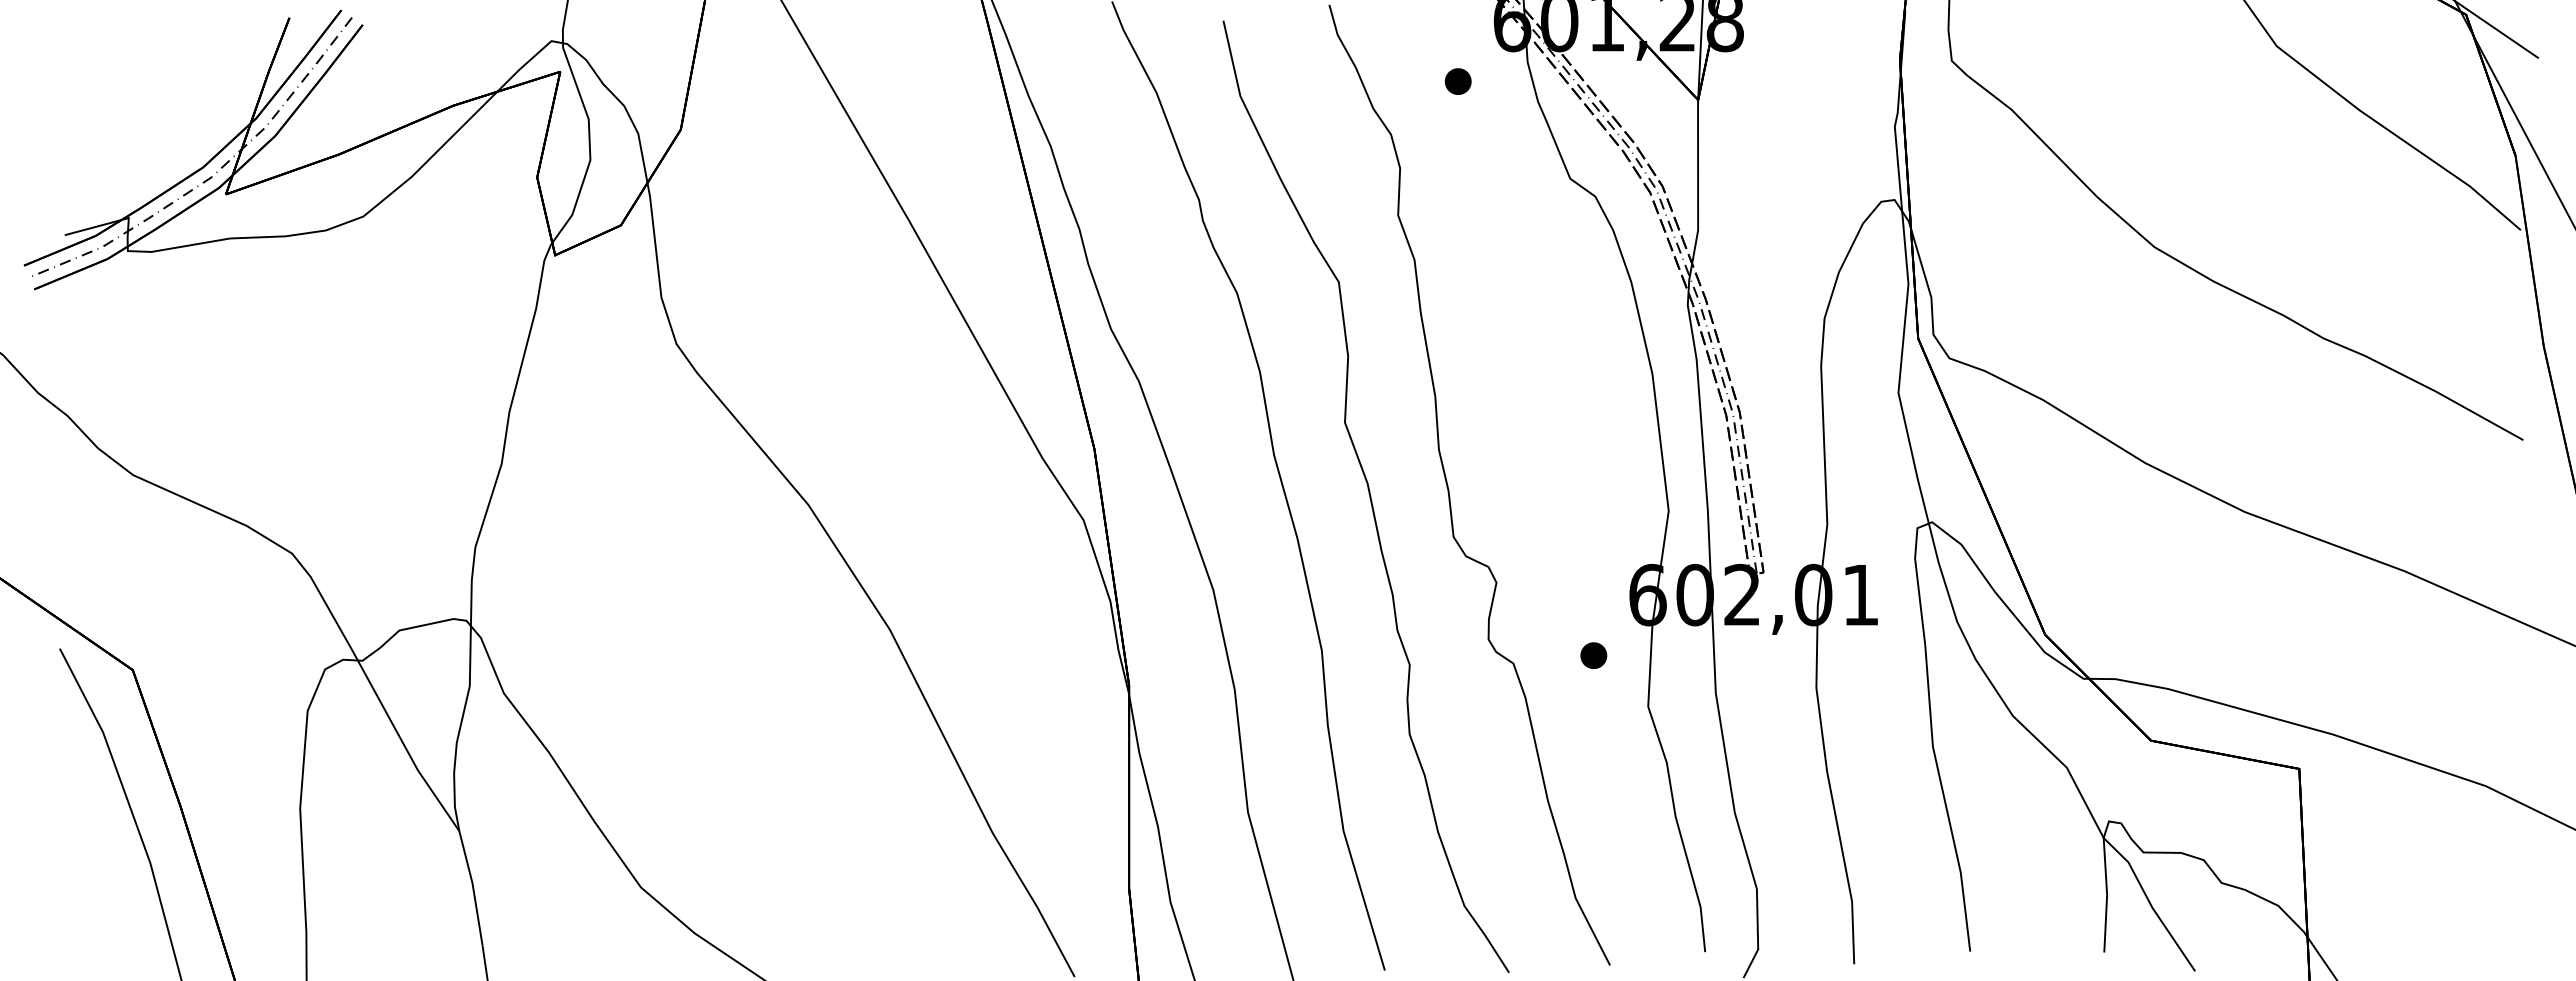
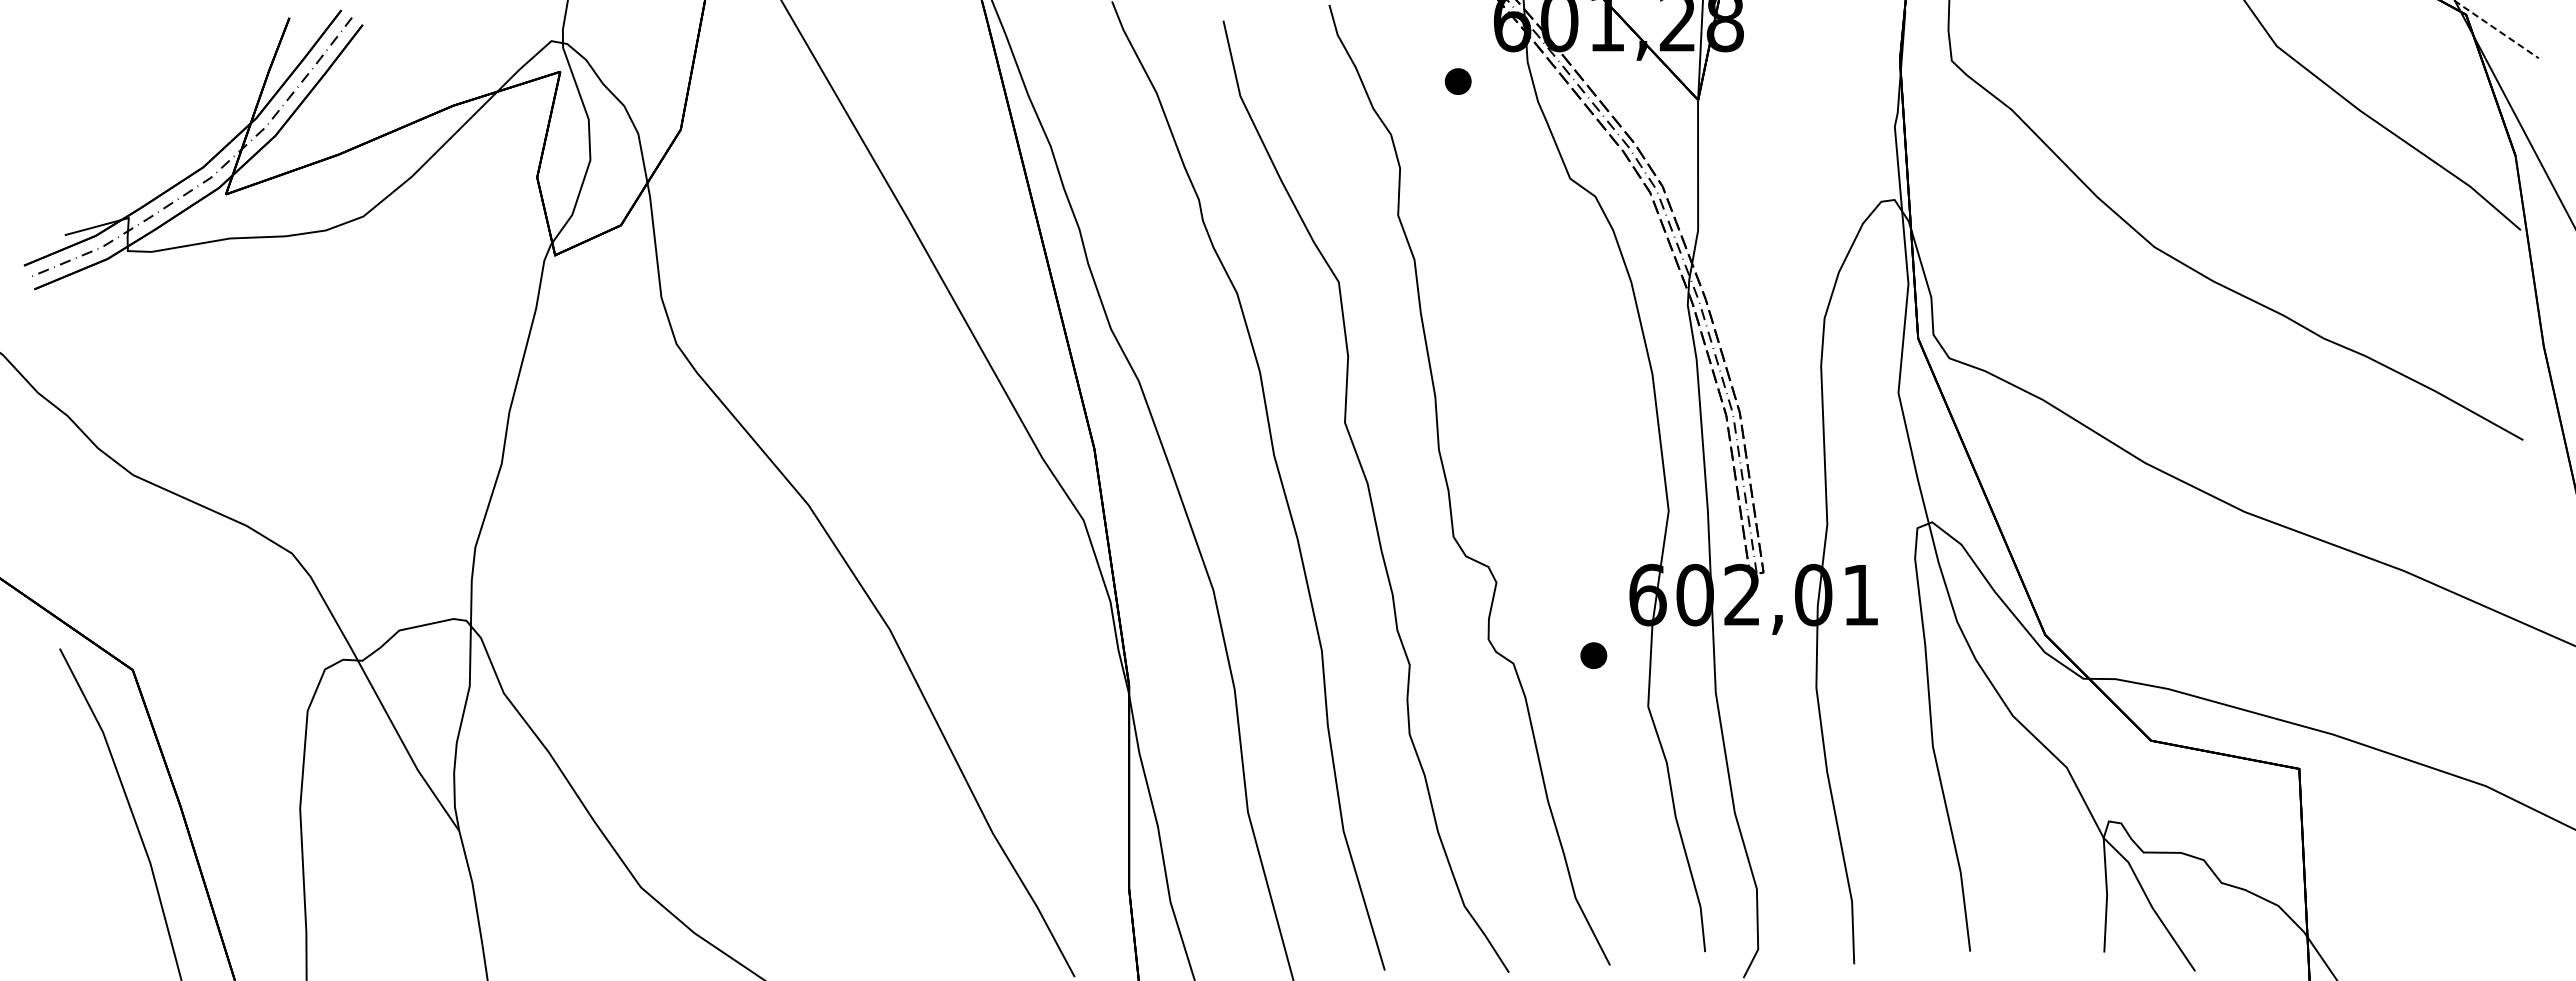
line: solid -> dashed (2496, 29)
